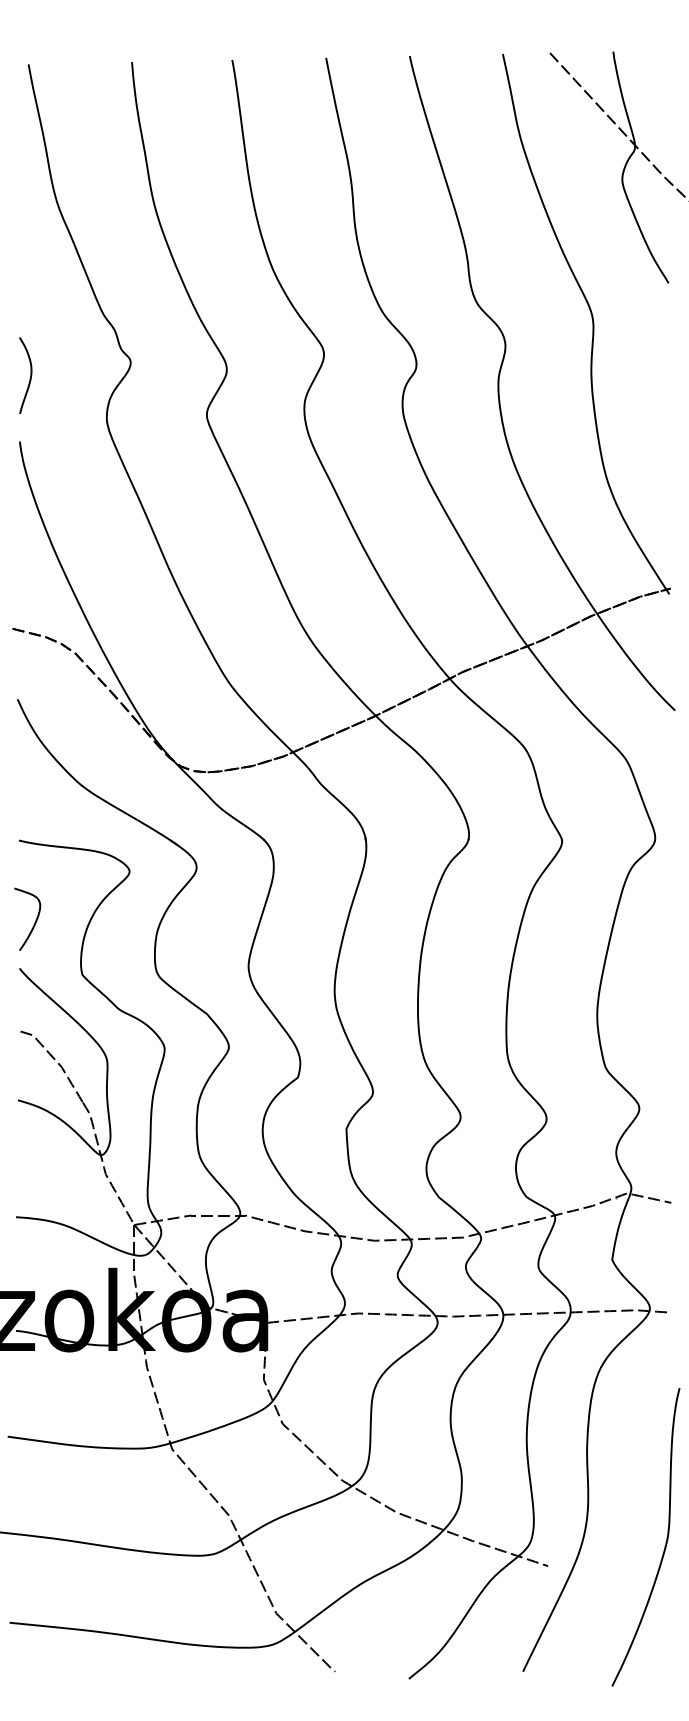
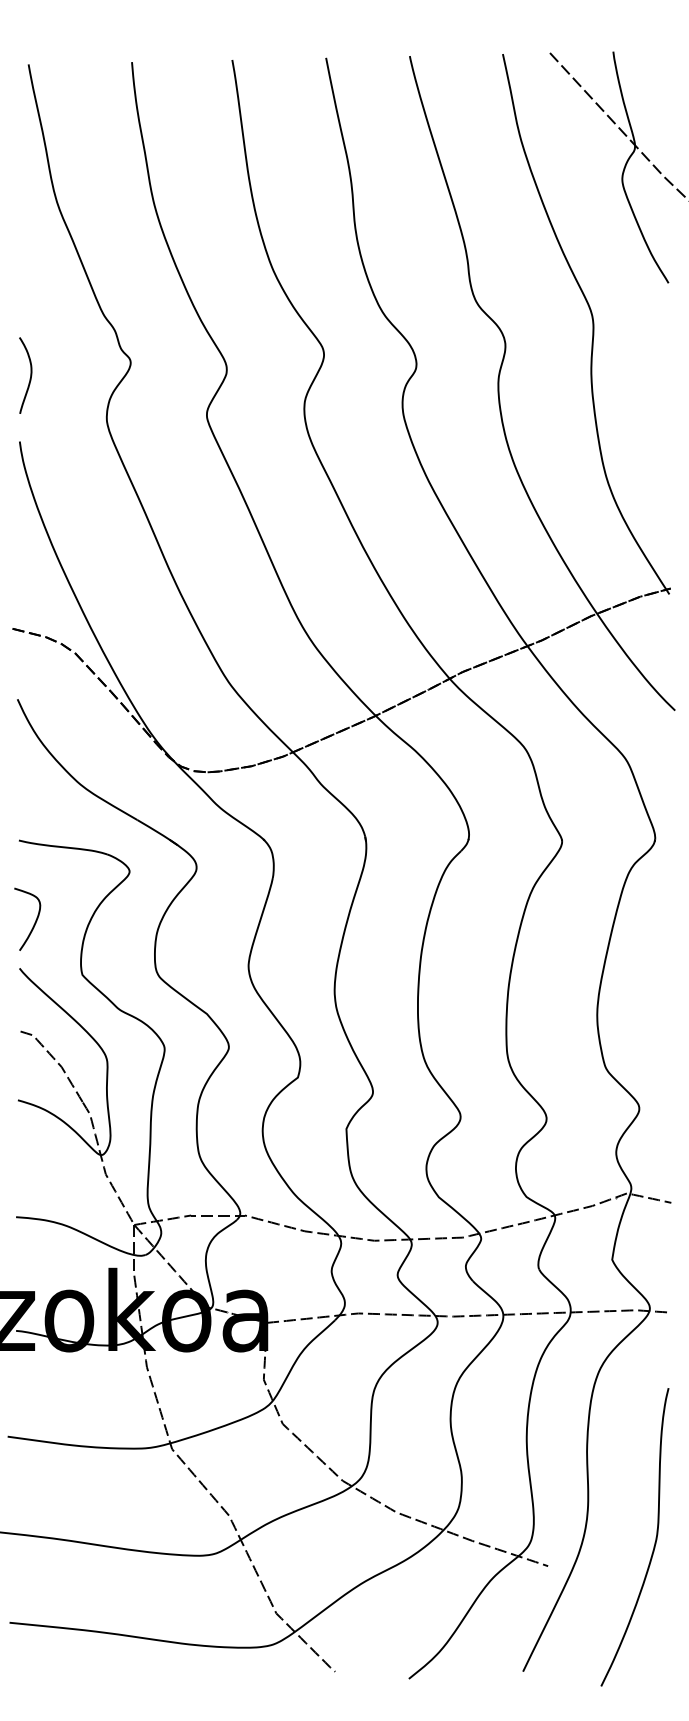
curve position: (665, 1542) -> (654, 1542) (654, 1542)
